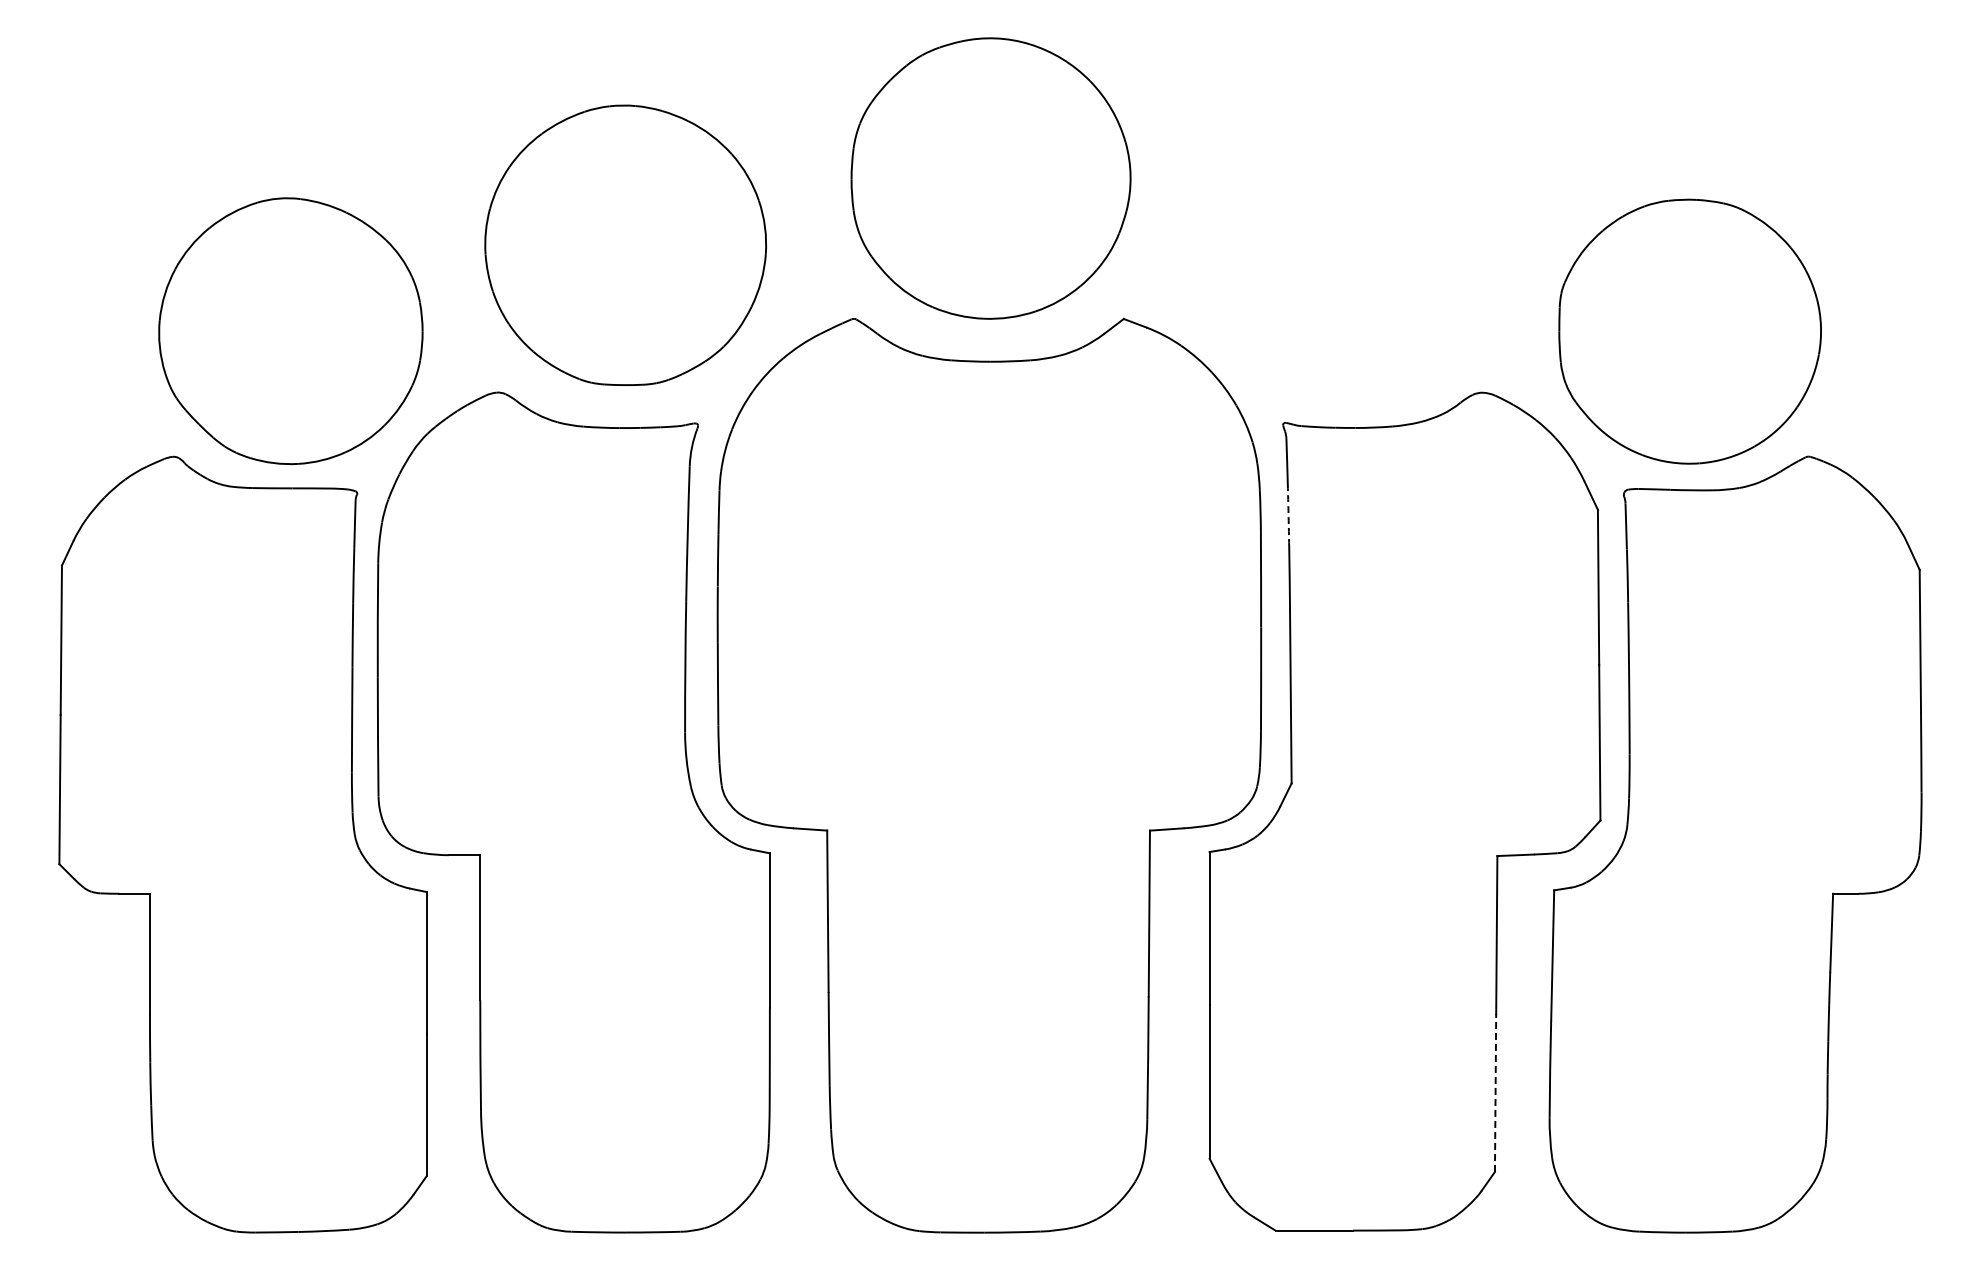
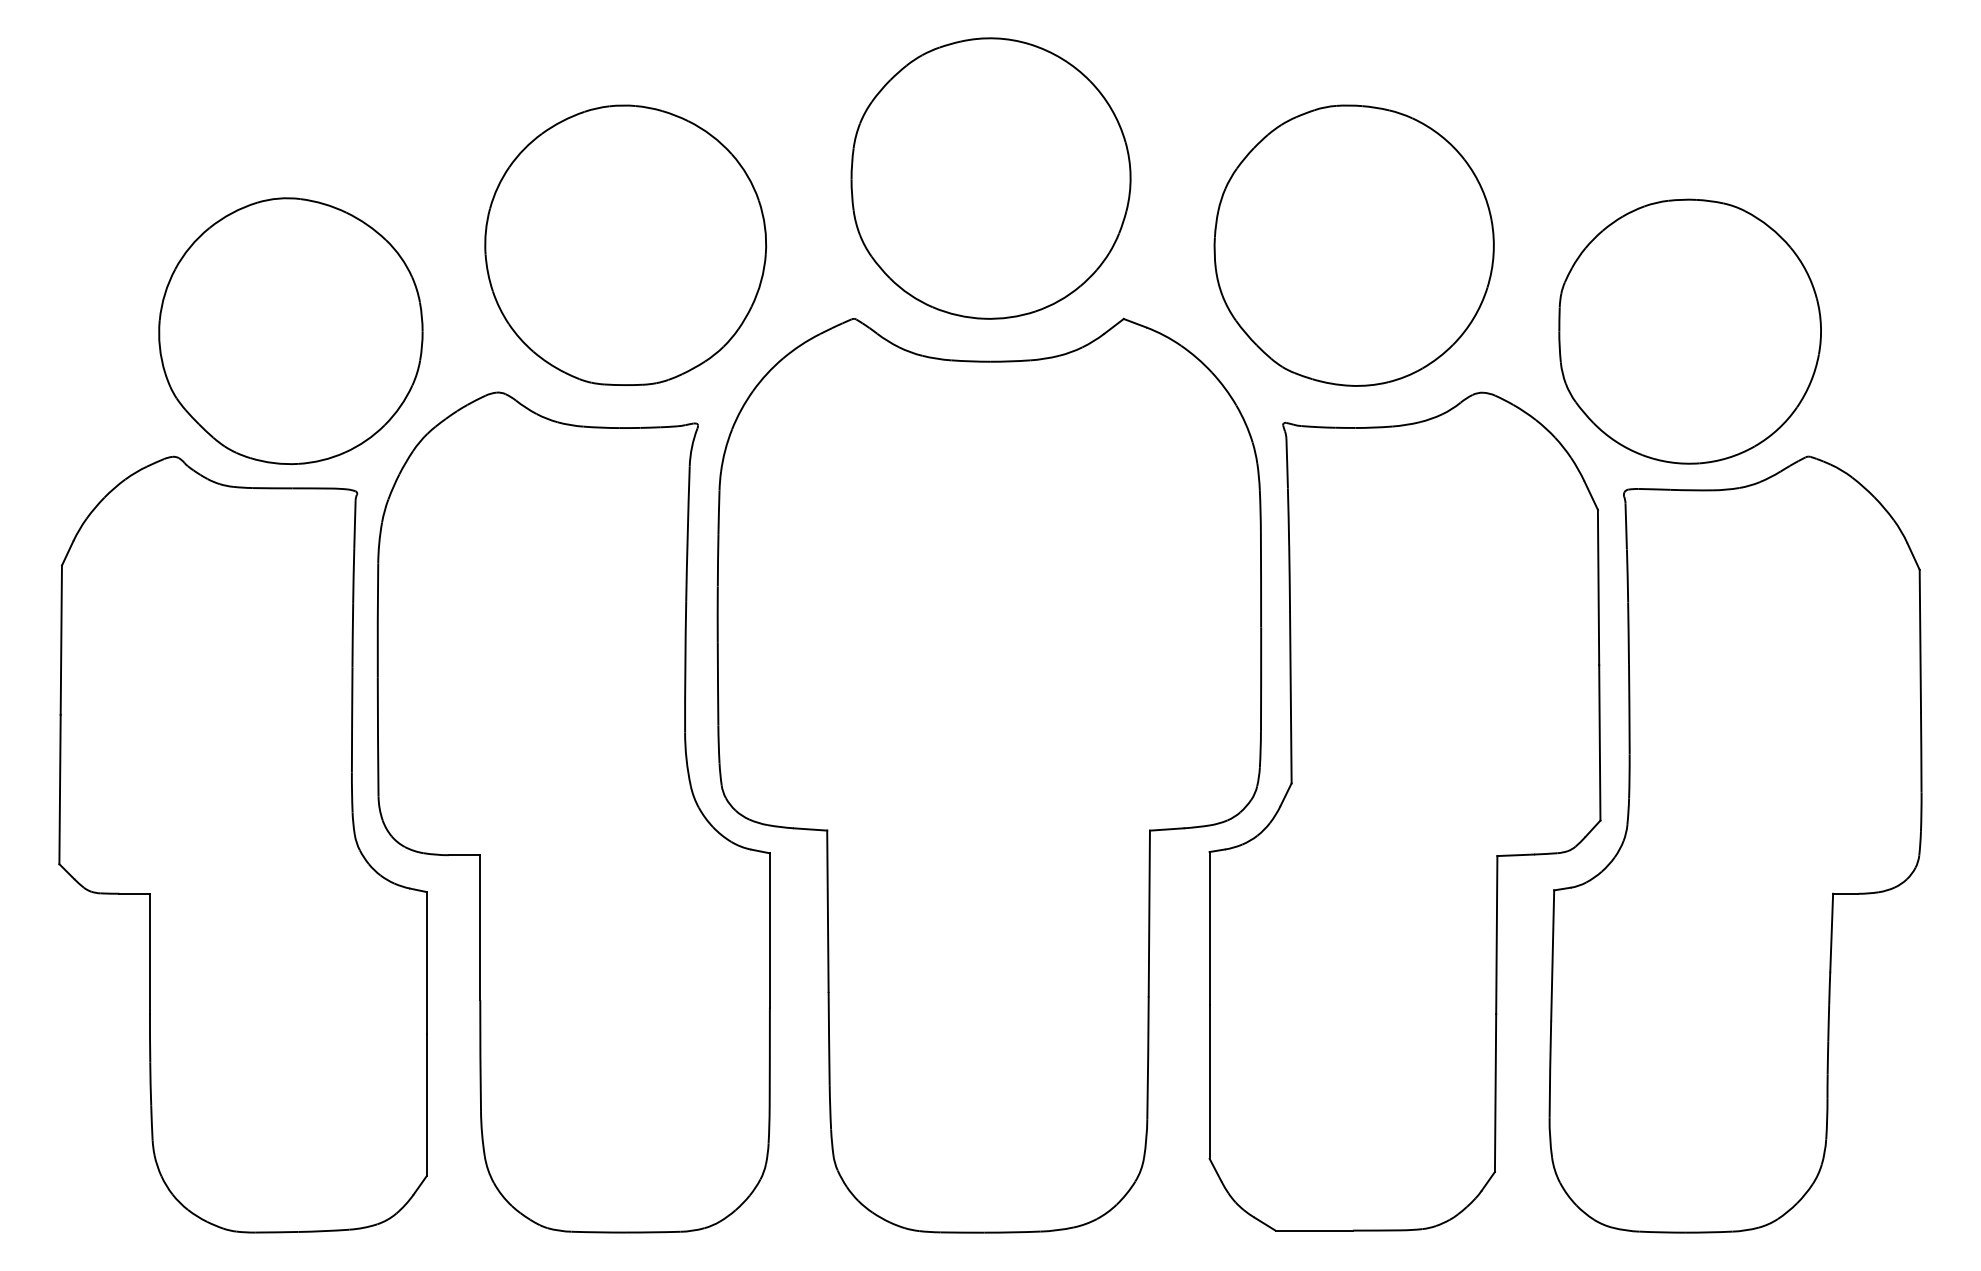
part: none -> present (1353, 245)
arc: dashed -> solid (1288, 517)
line: dashed -> solid (1495, 1092)
